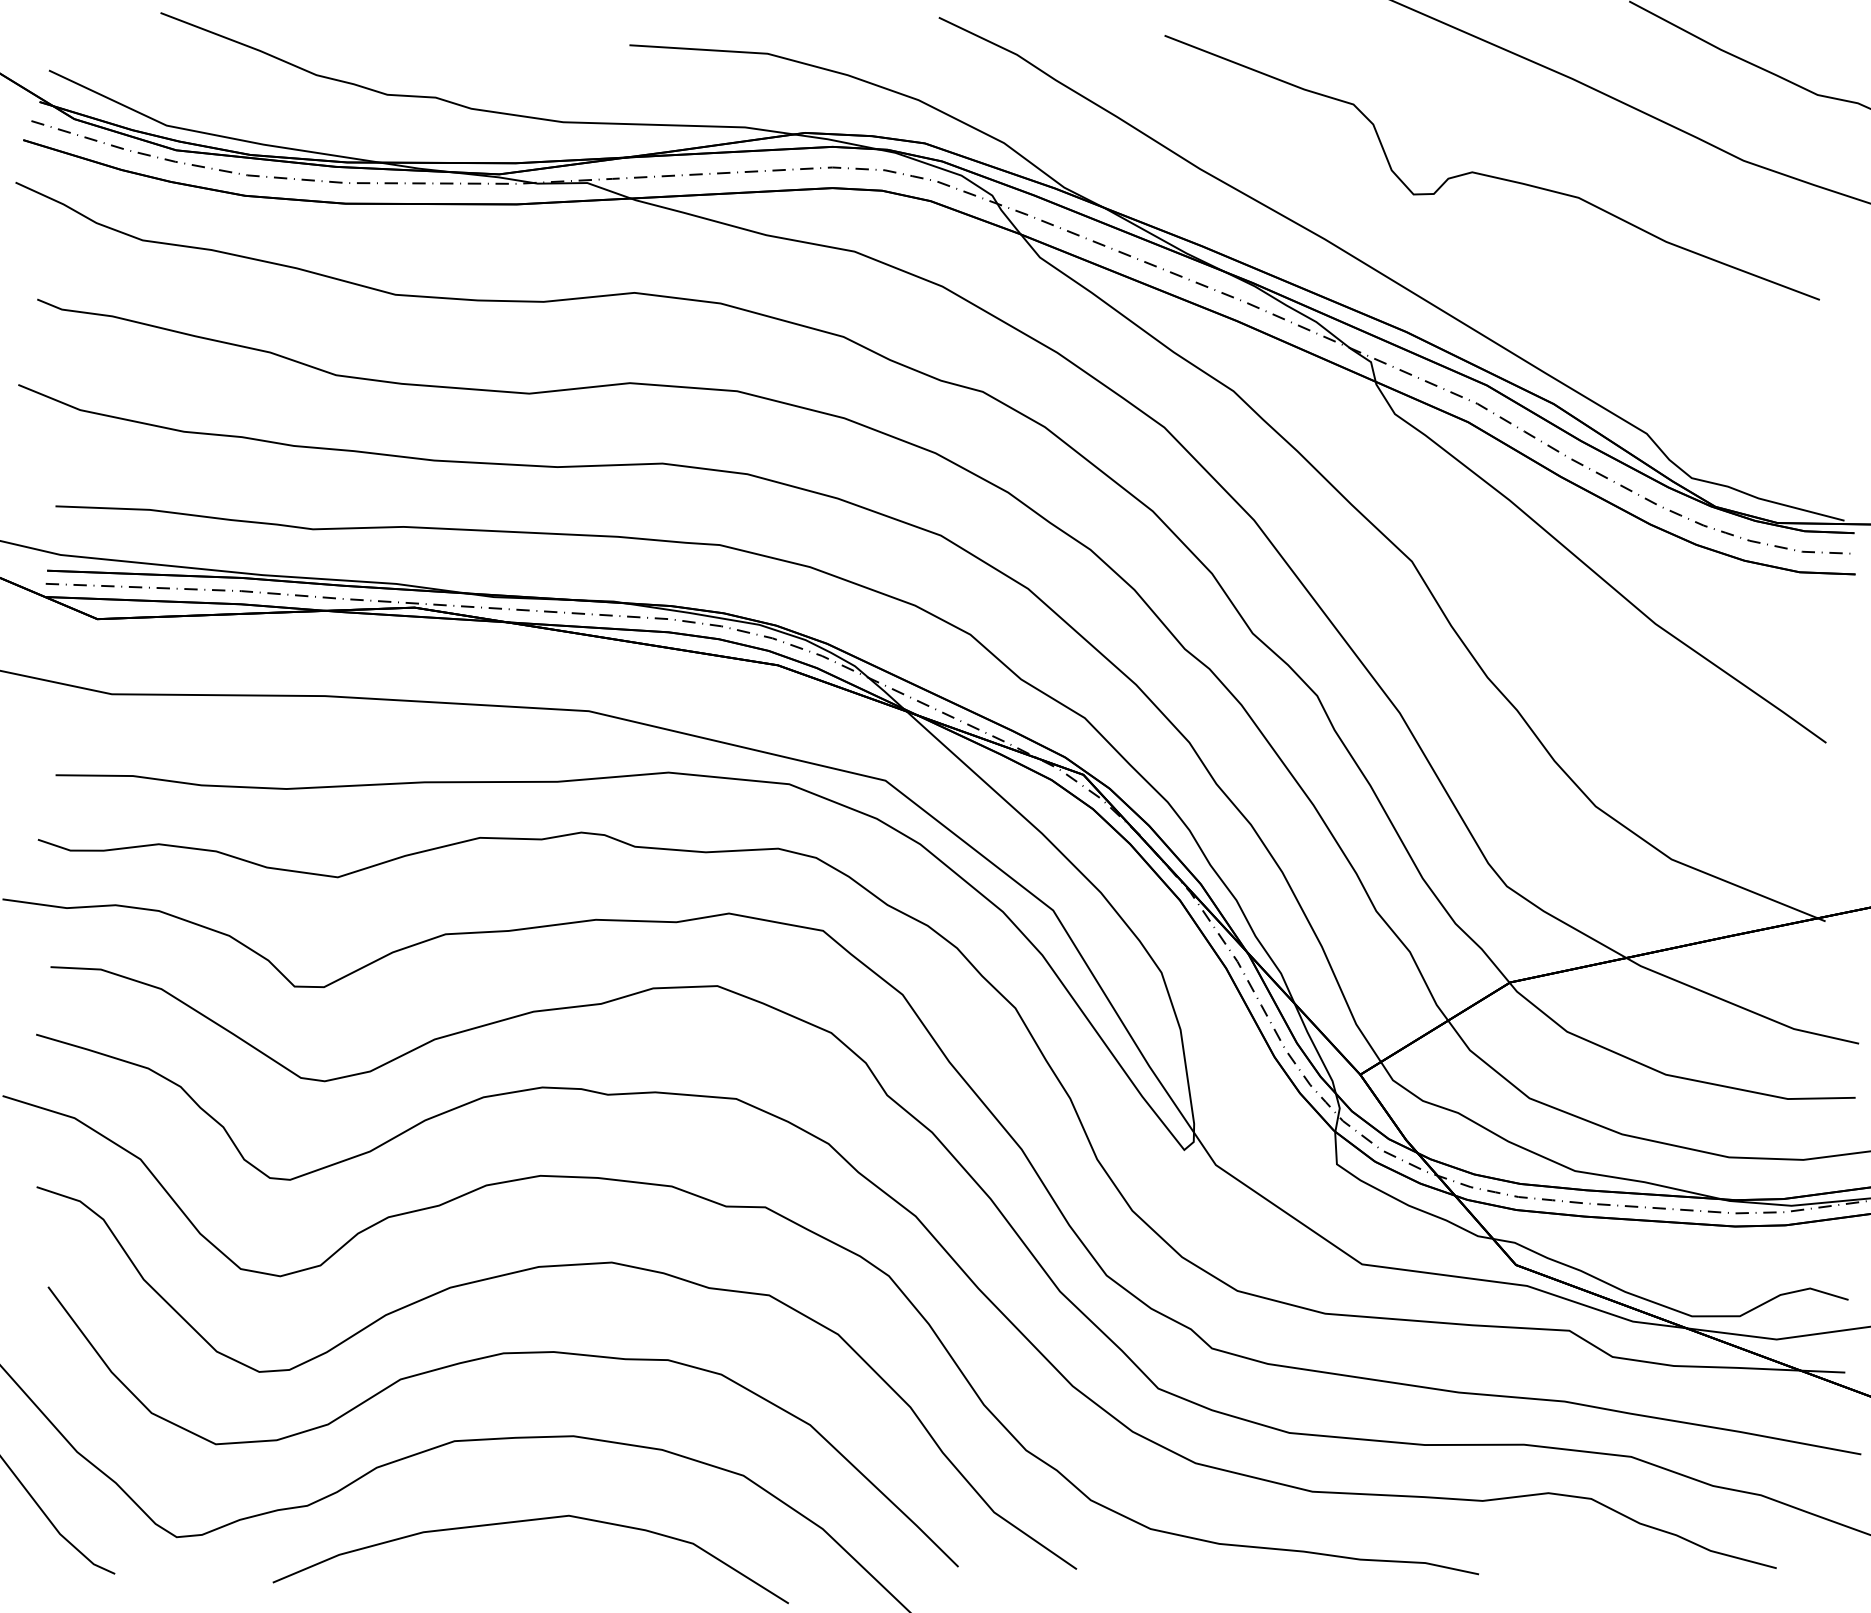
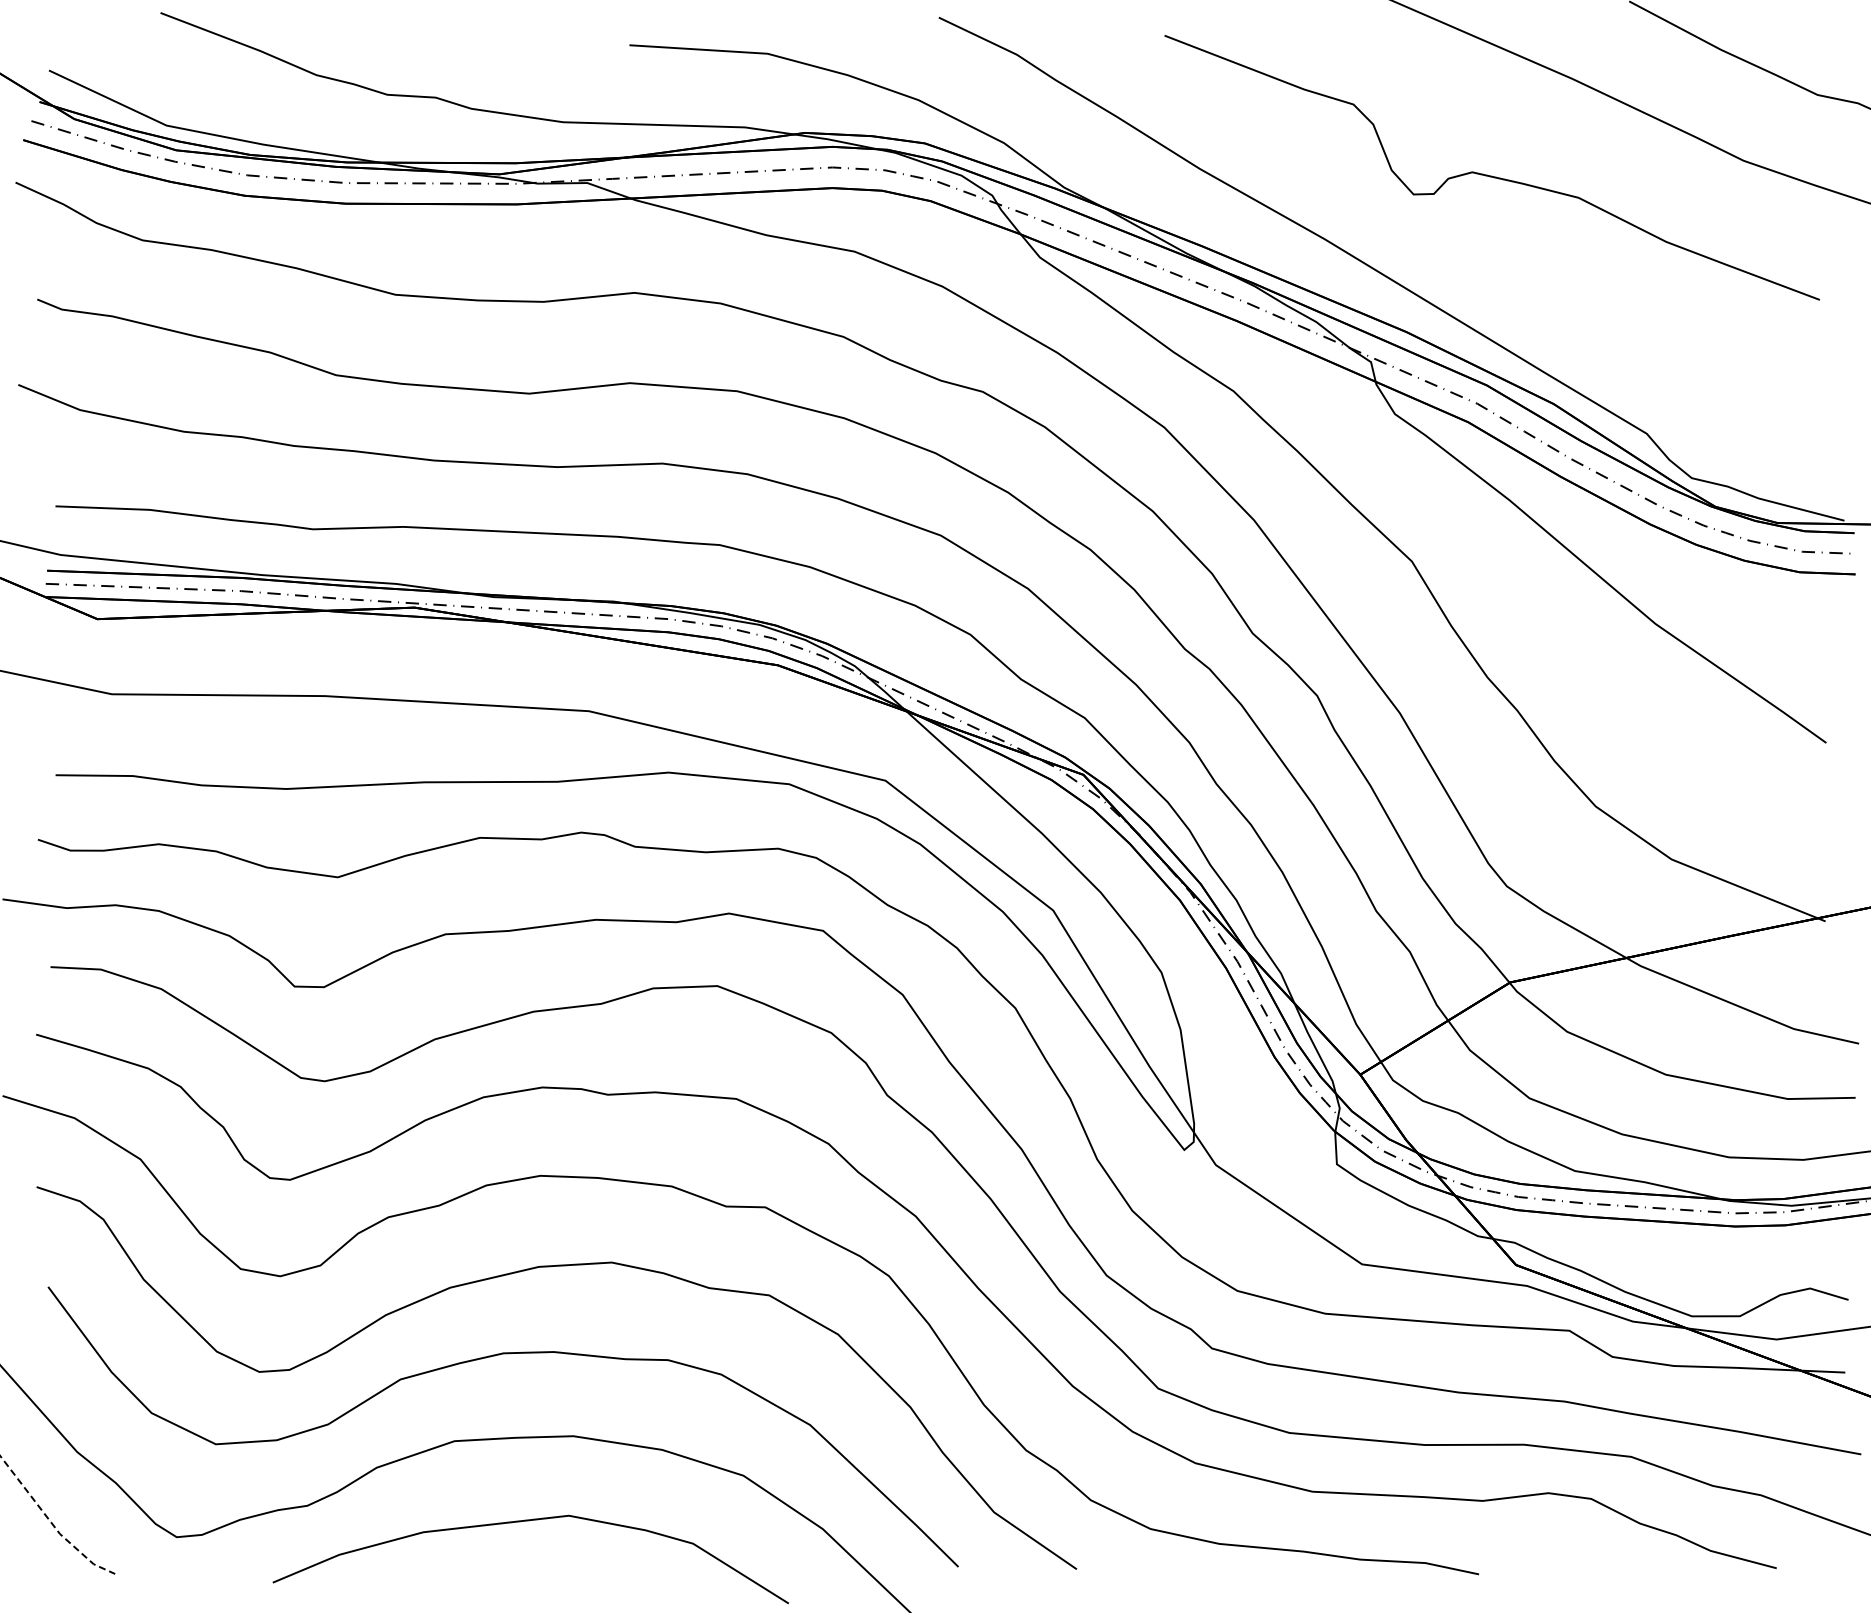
line: solid -> dashed (52, 1523)
